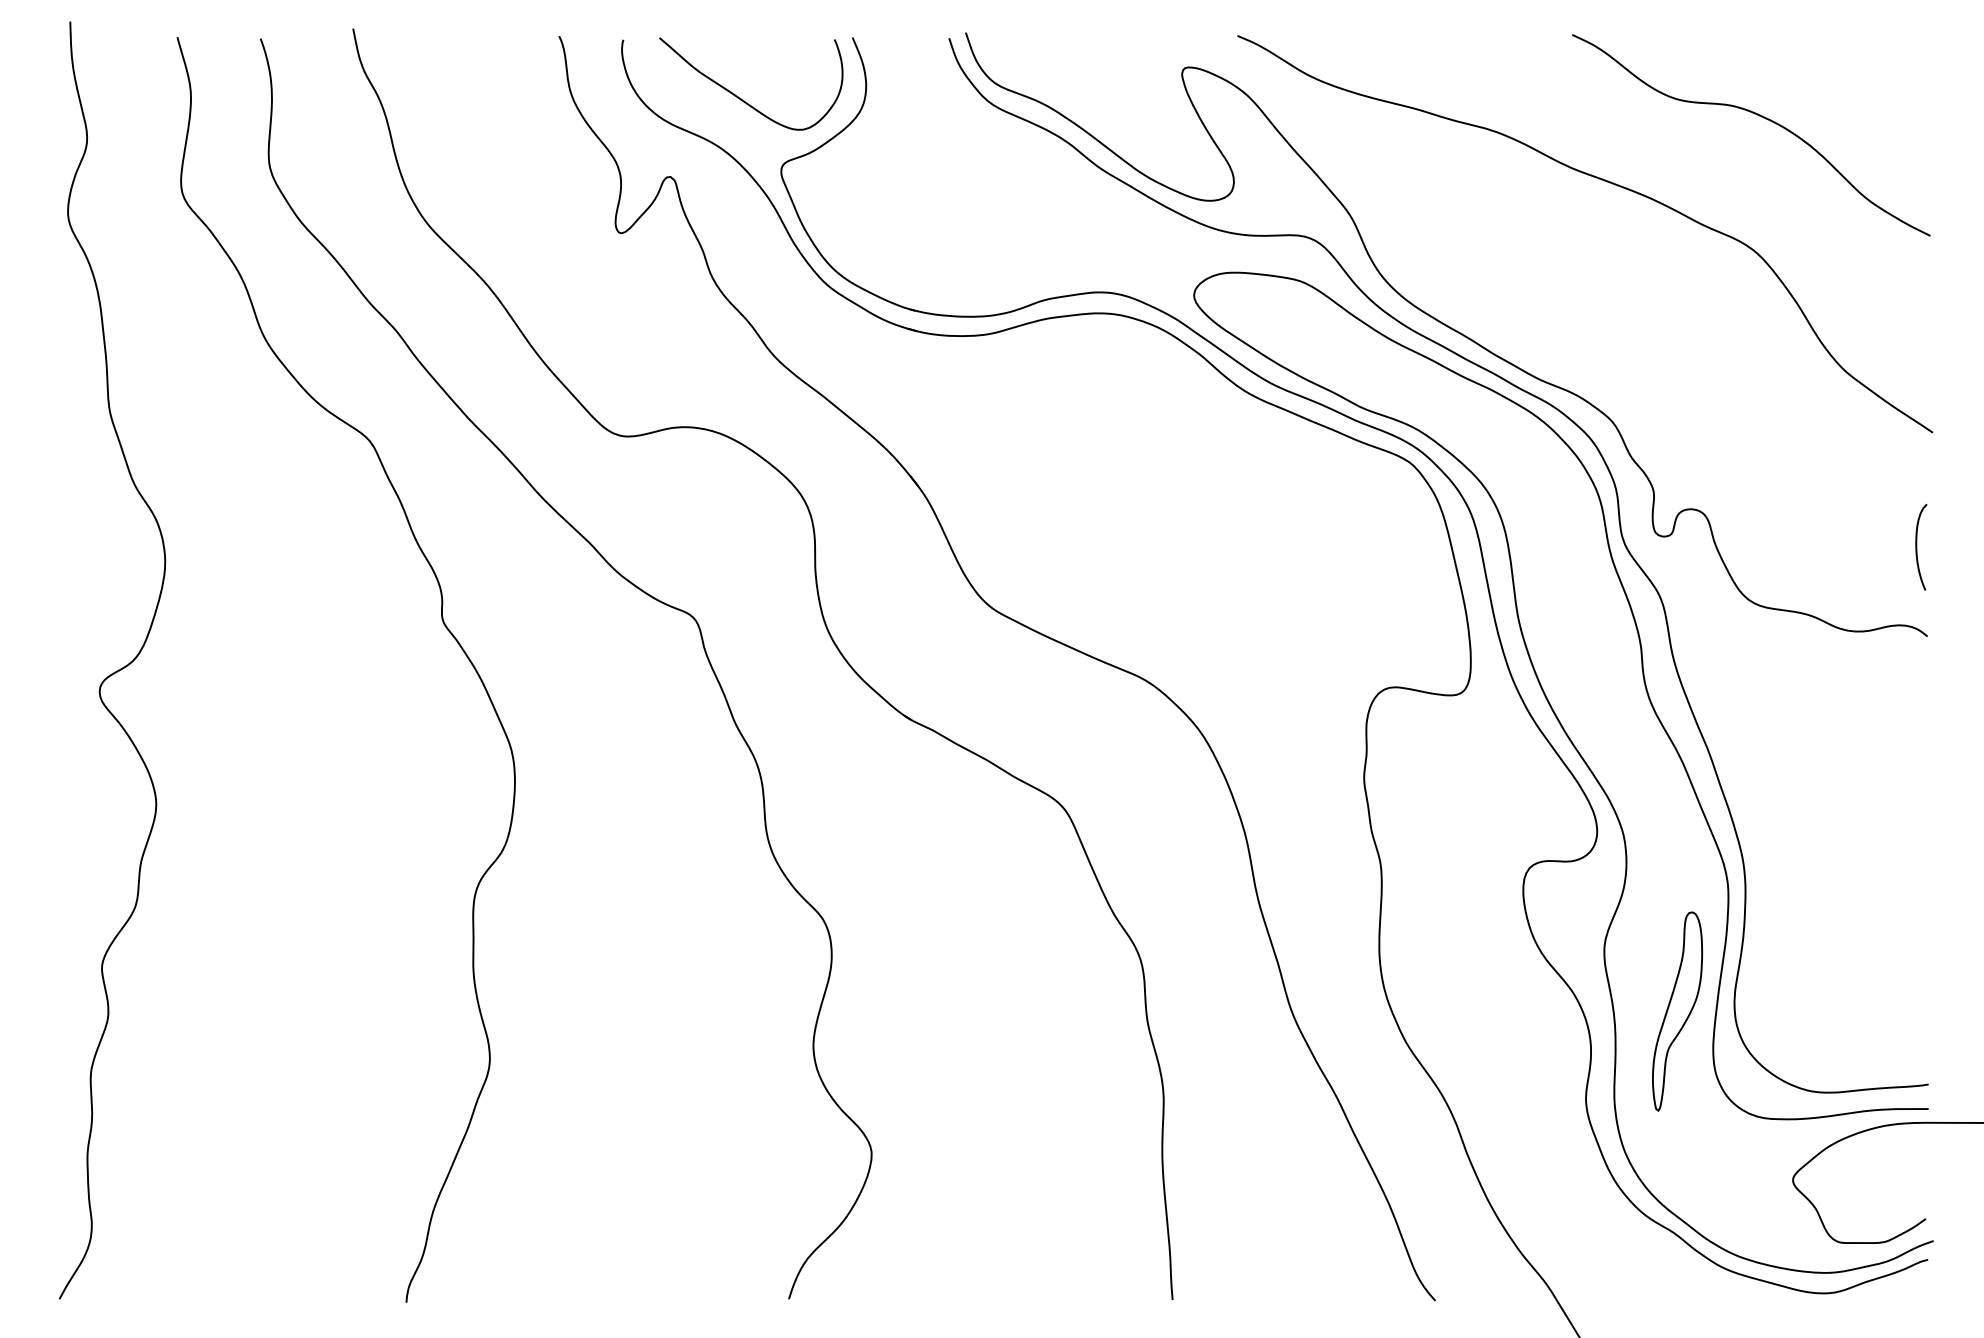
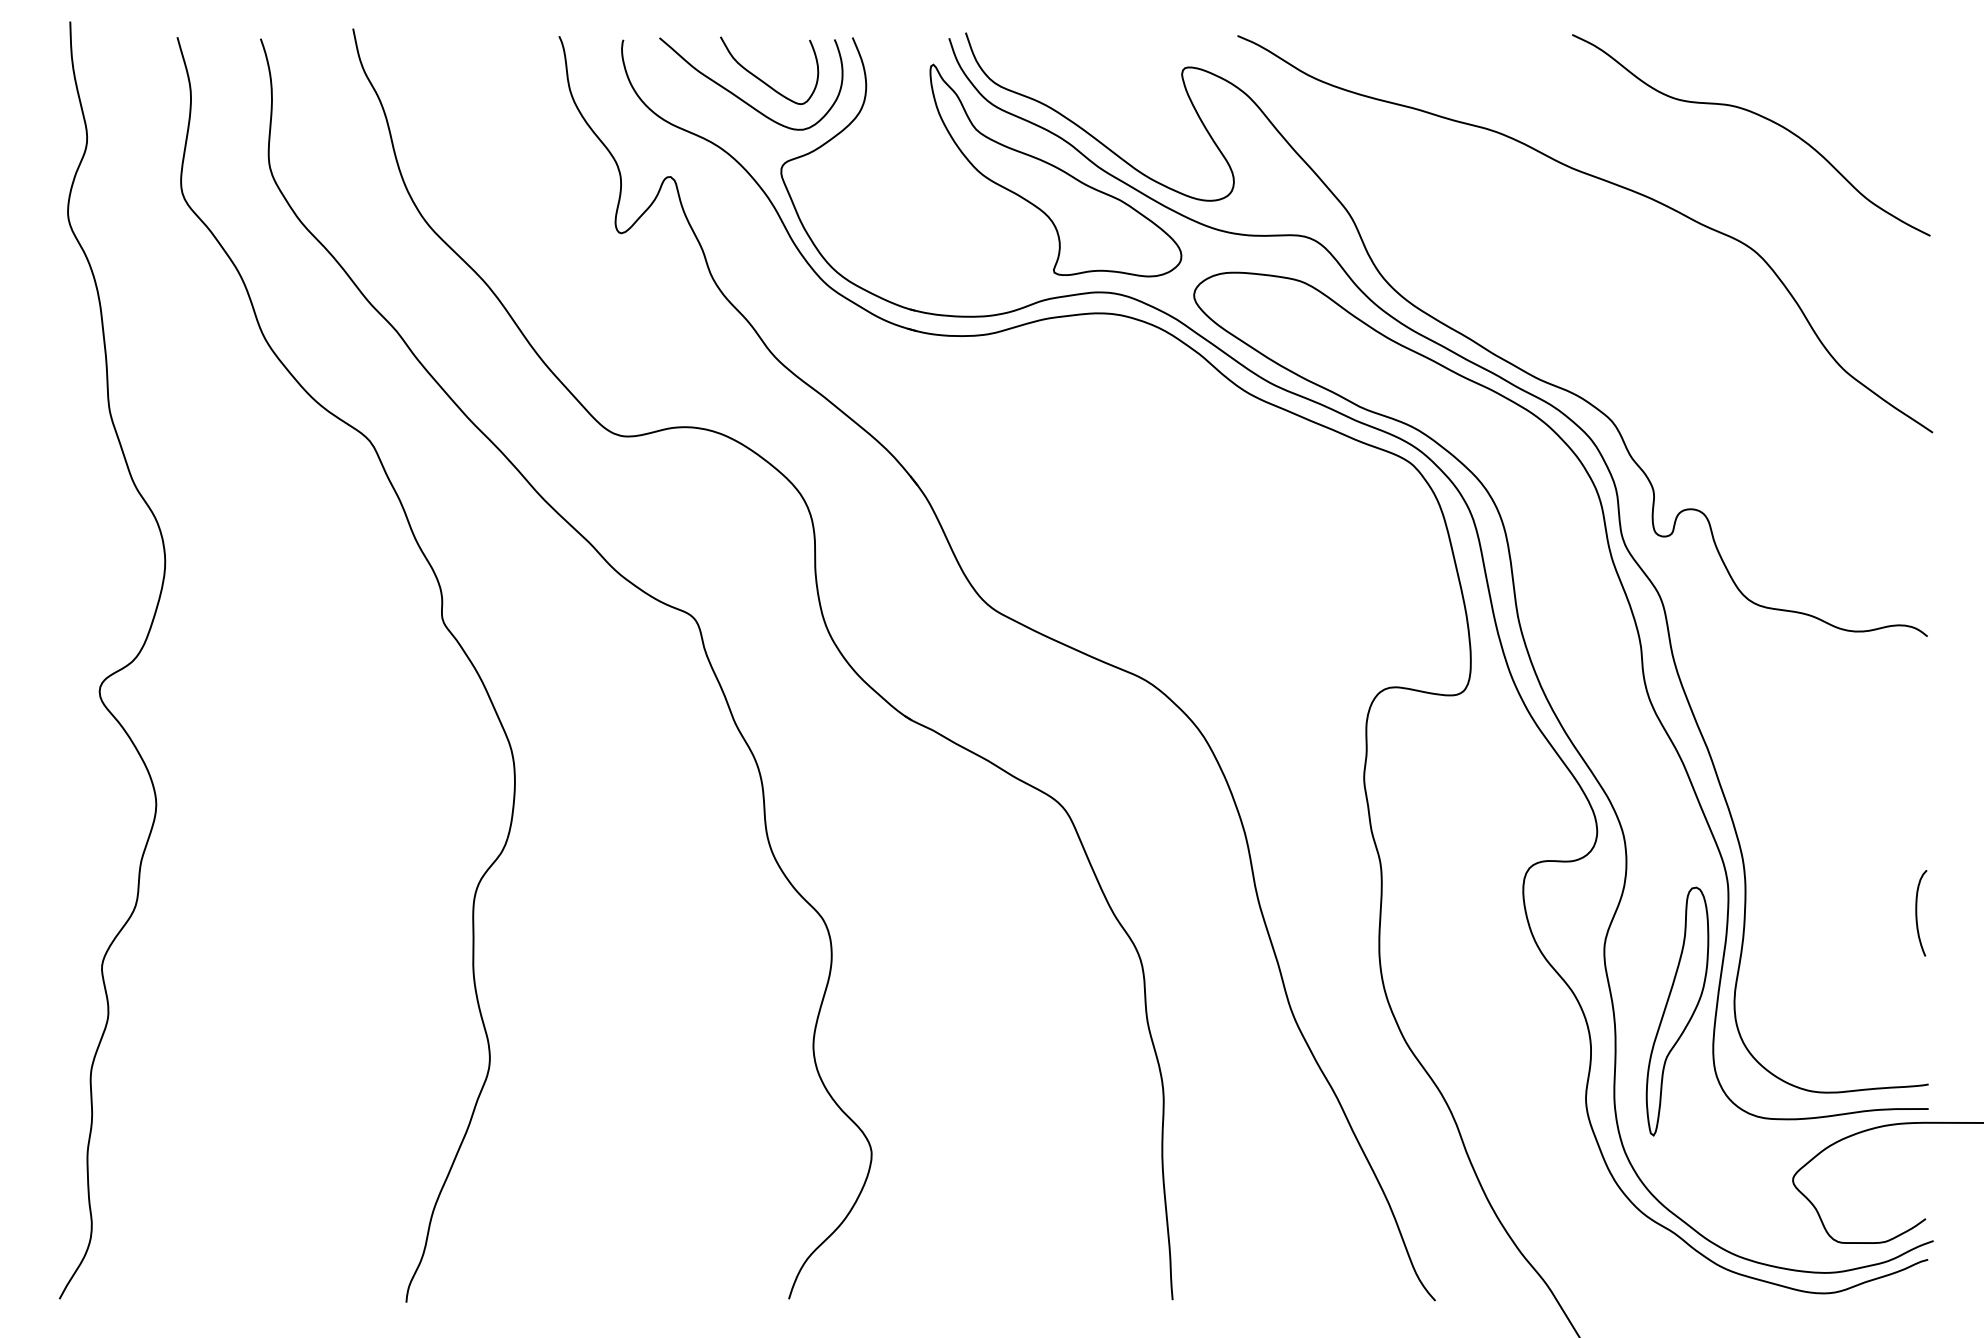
curve: none -> present (760, 78)
part: none -> present (1055, 170)
curve position: (1917, 547) -> (1917, 913) (1917, 913)
part size: 52x201 px -> 65x251 px (1677, 1011)
